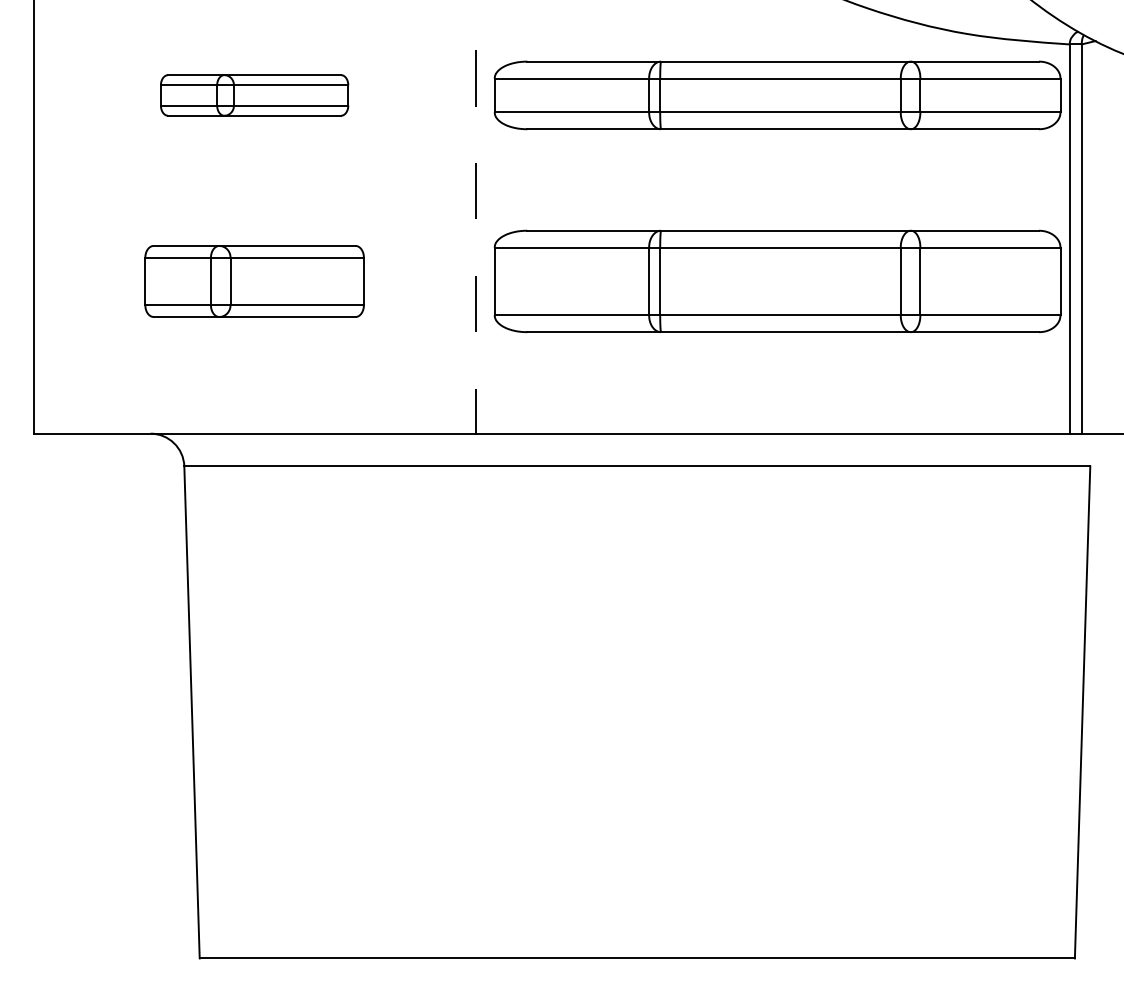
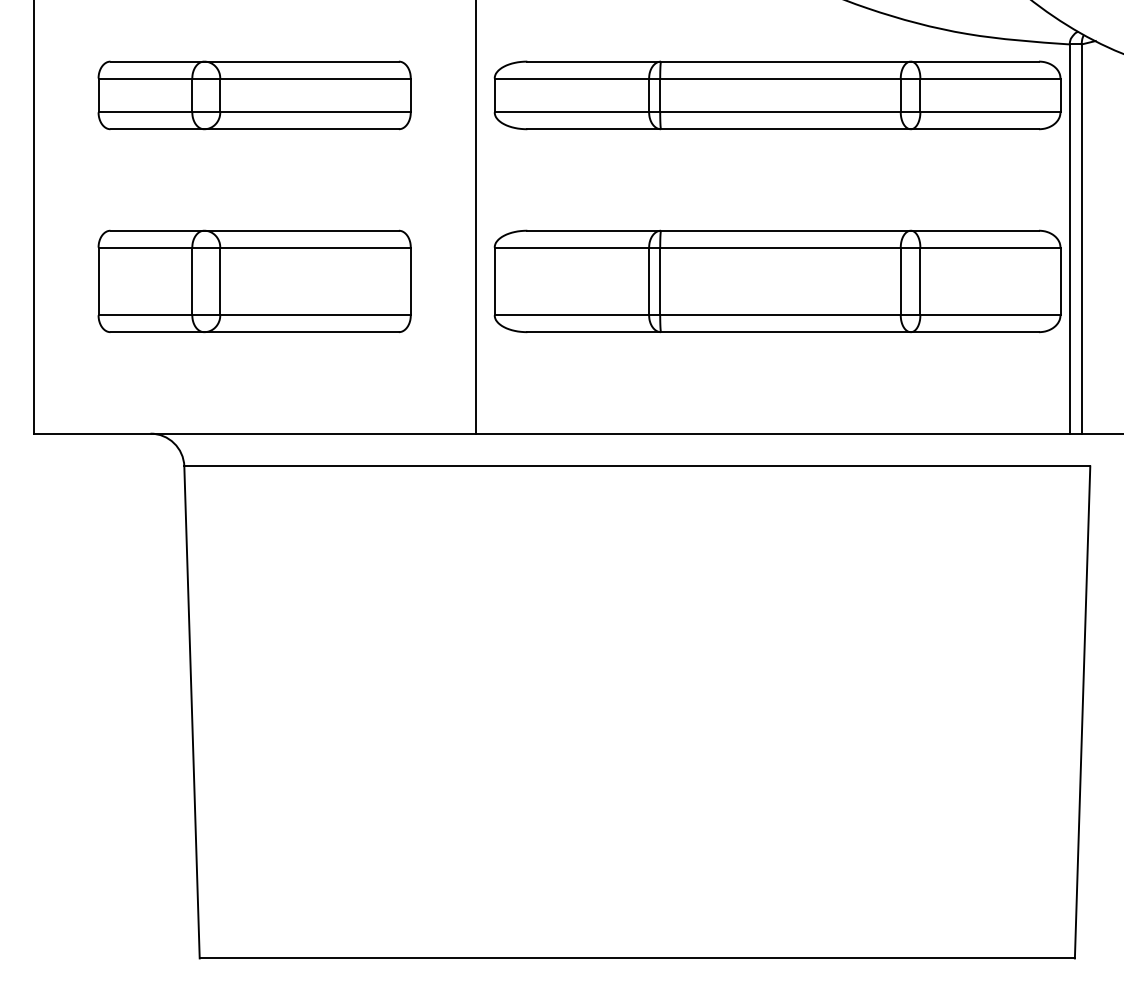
part size: 190x43 px -> 315x71 px (254, 95)
line: dashed -> solid (475, 216)
part size: 221x73 px -> 315x105 px (254, 281)
